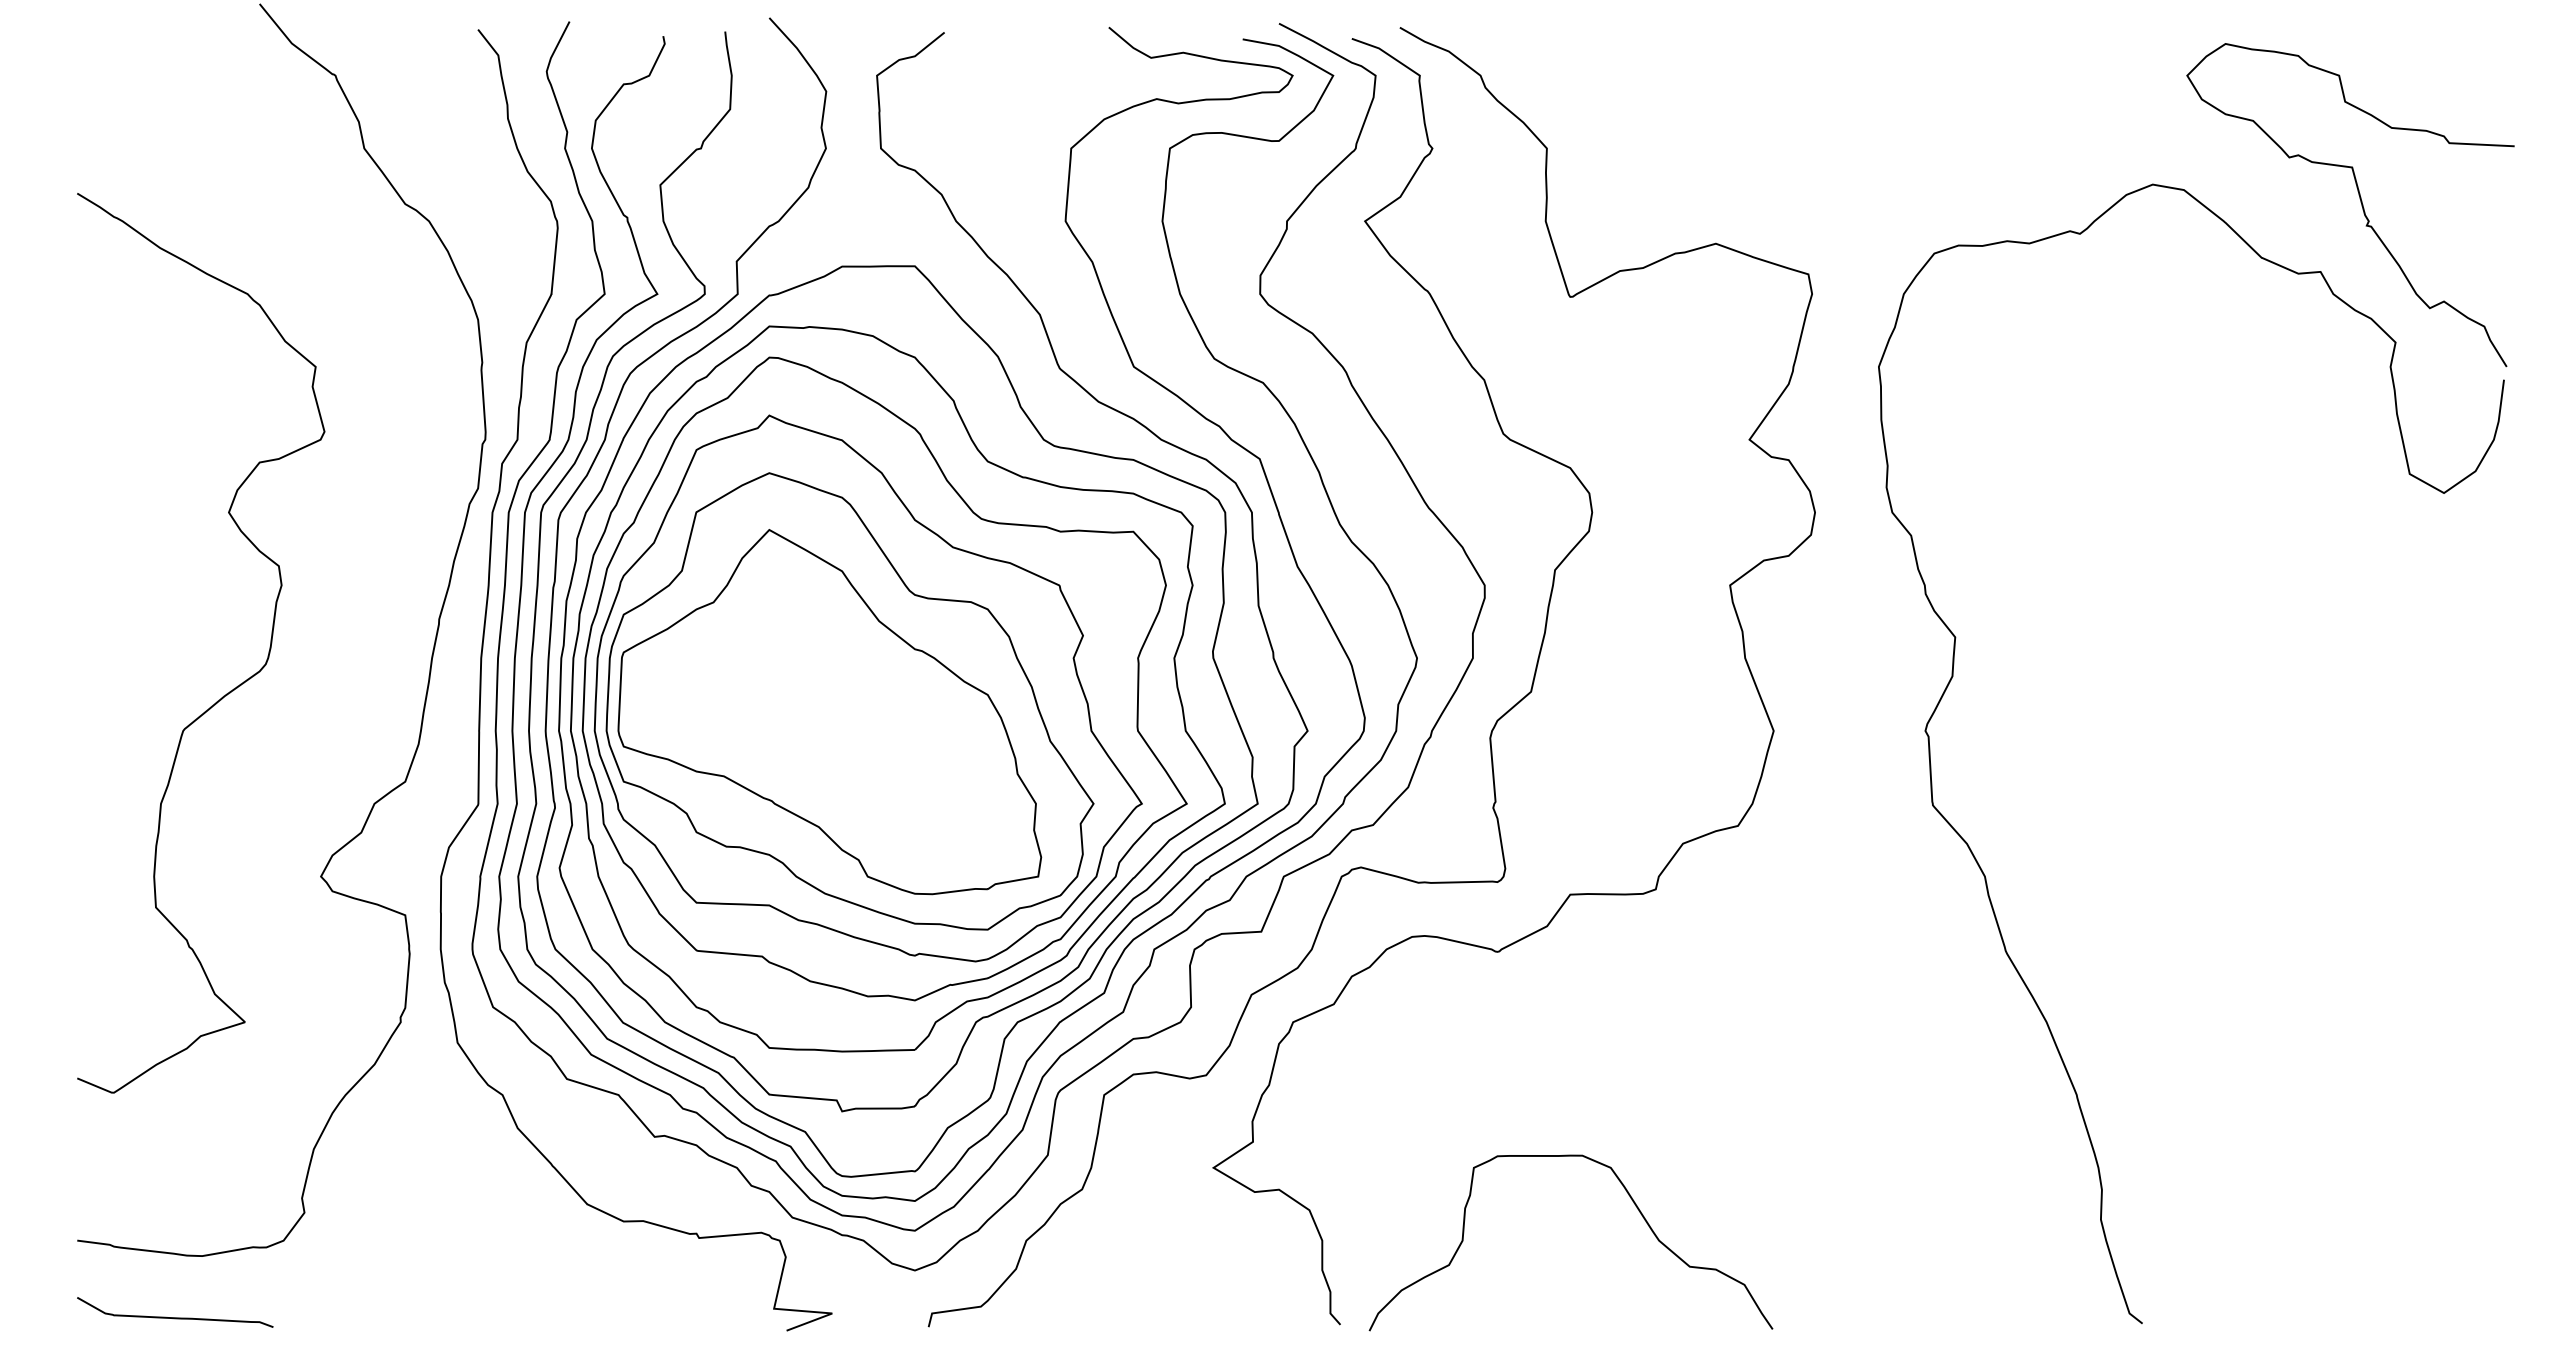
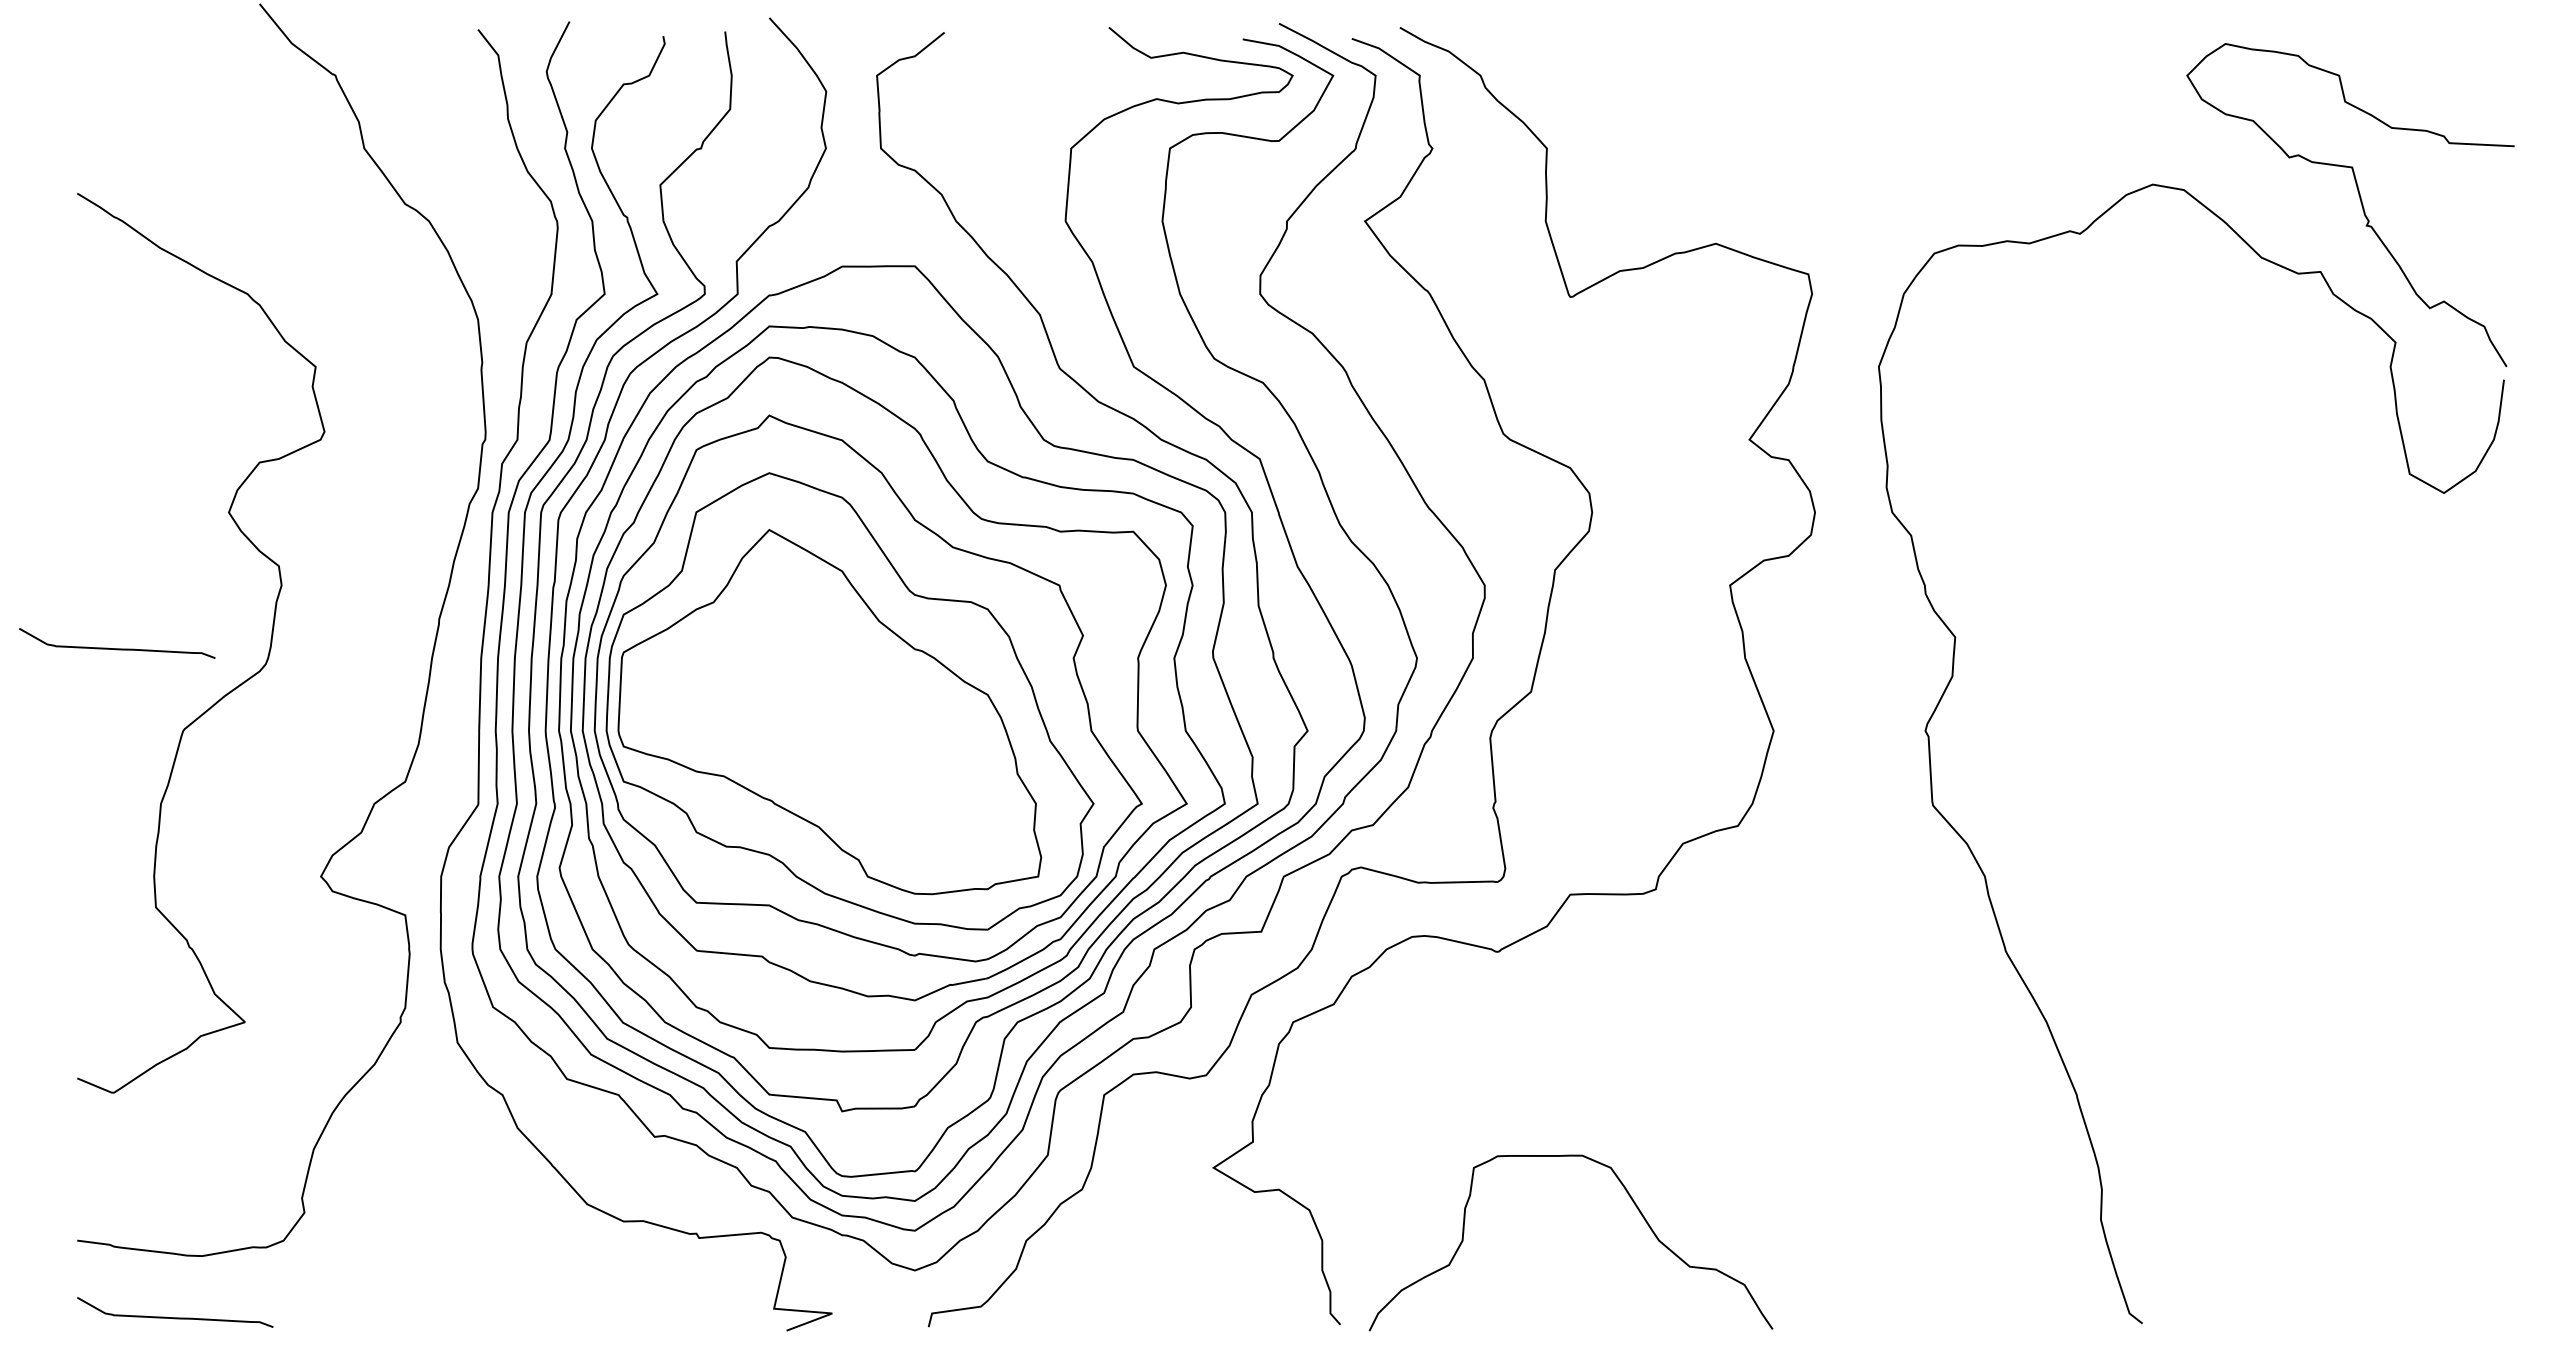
curve: none -> present (117, 648)
